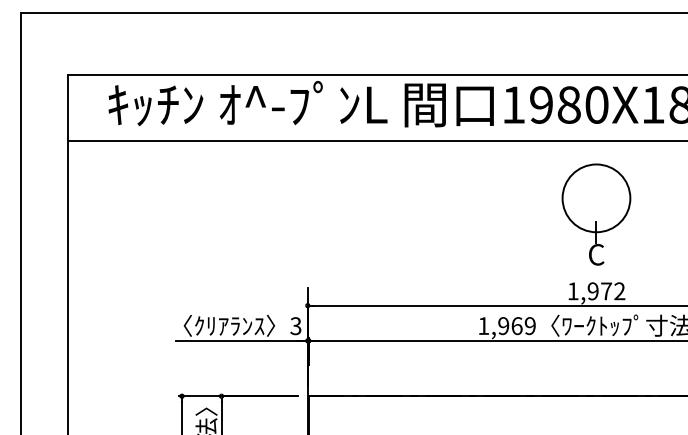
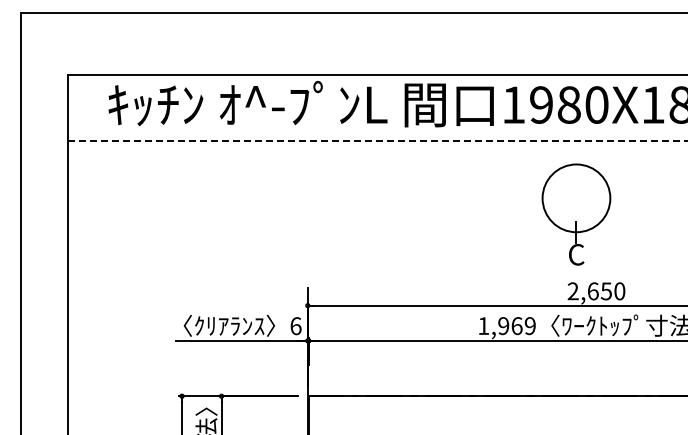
line: solid -> dashed (378, 140)
part position: (596, 214) -> (576, 214) (576, 214)
text: 1,972 -> 2,650 (596, 291)
text: 3 -> 6 (295, 326)
